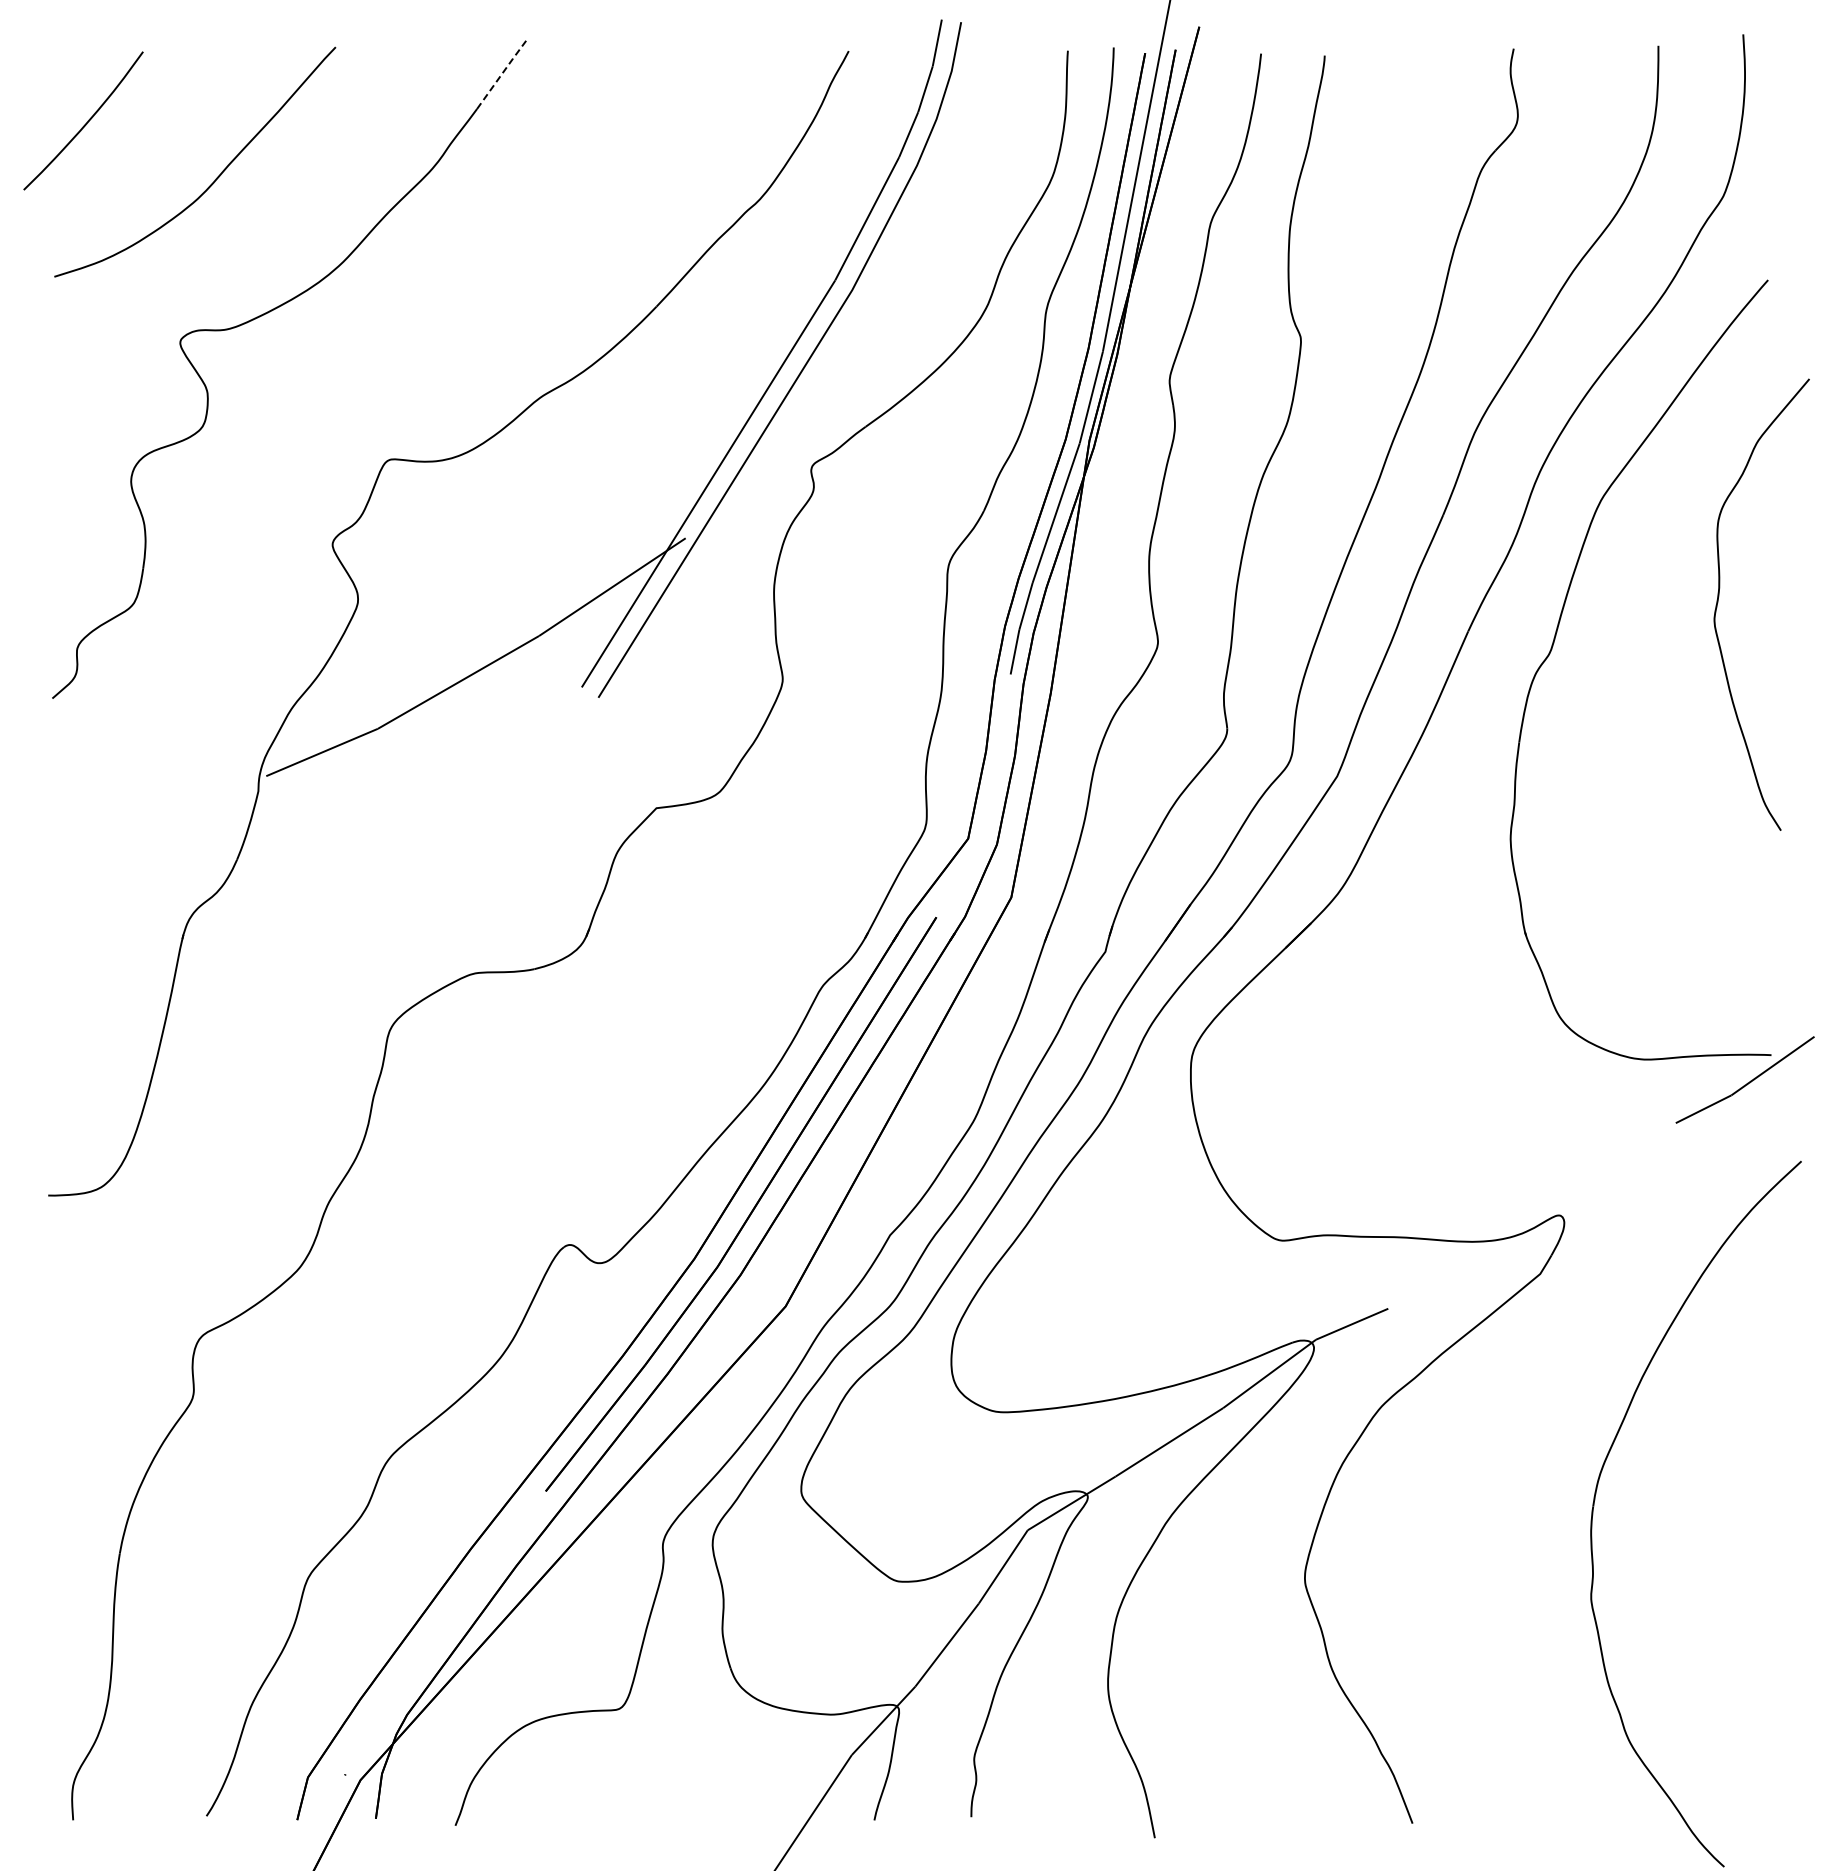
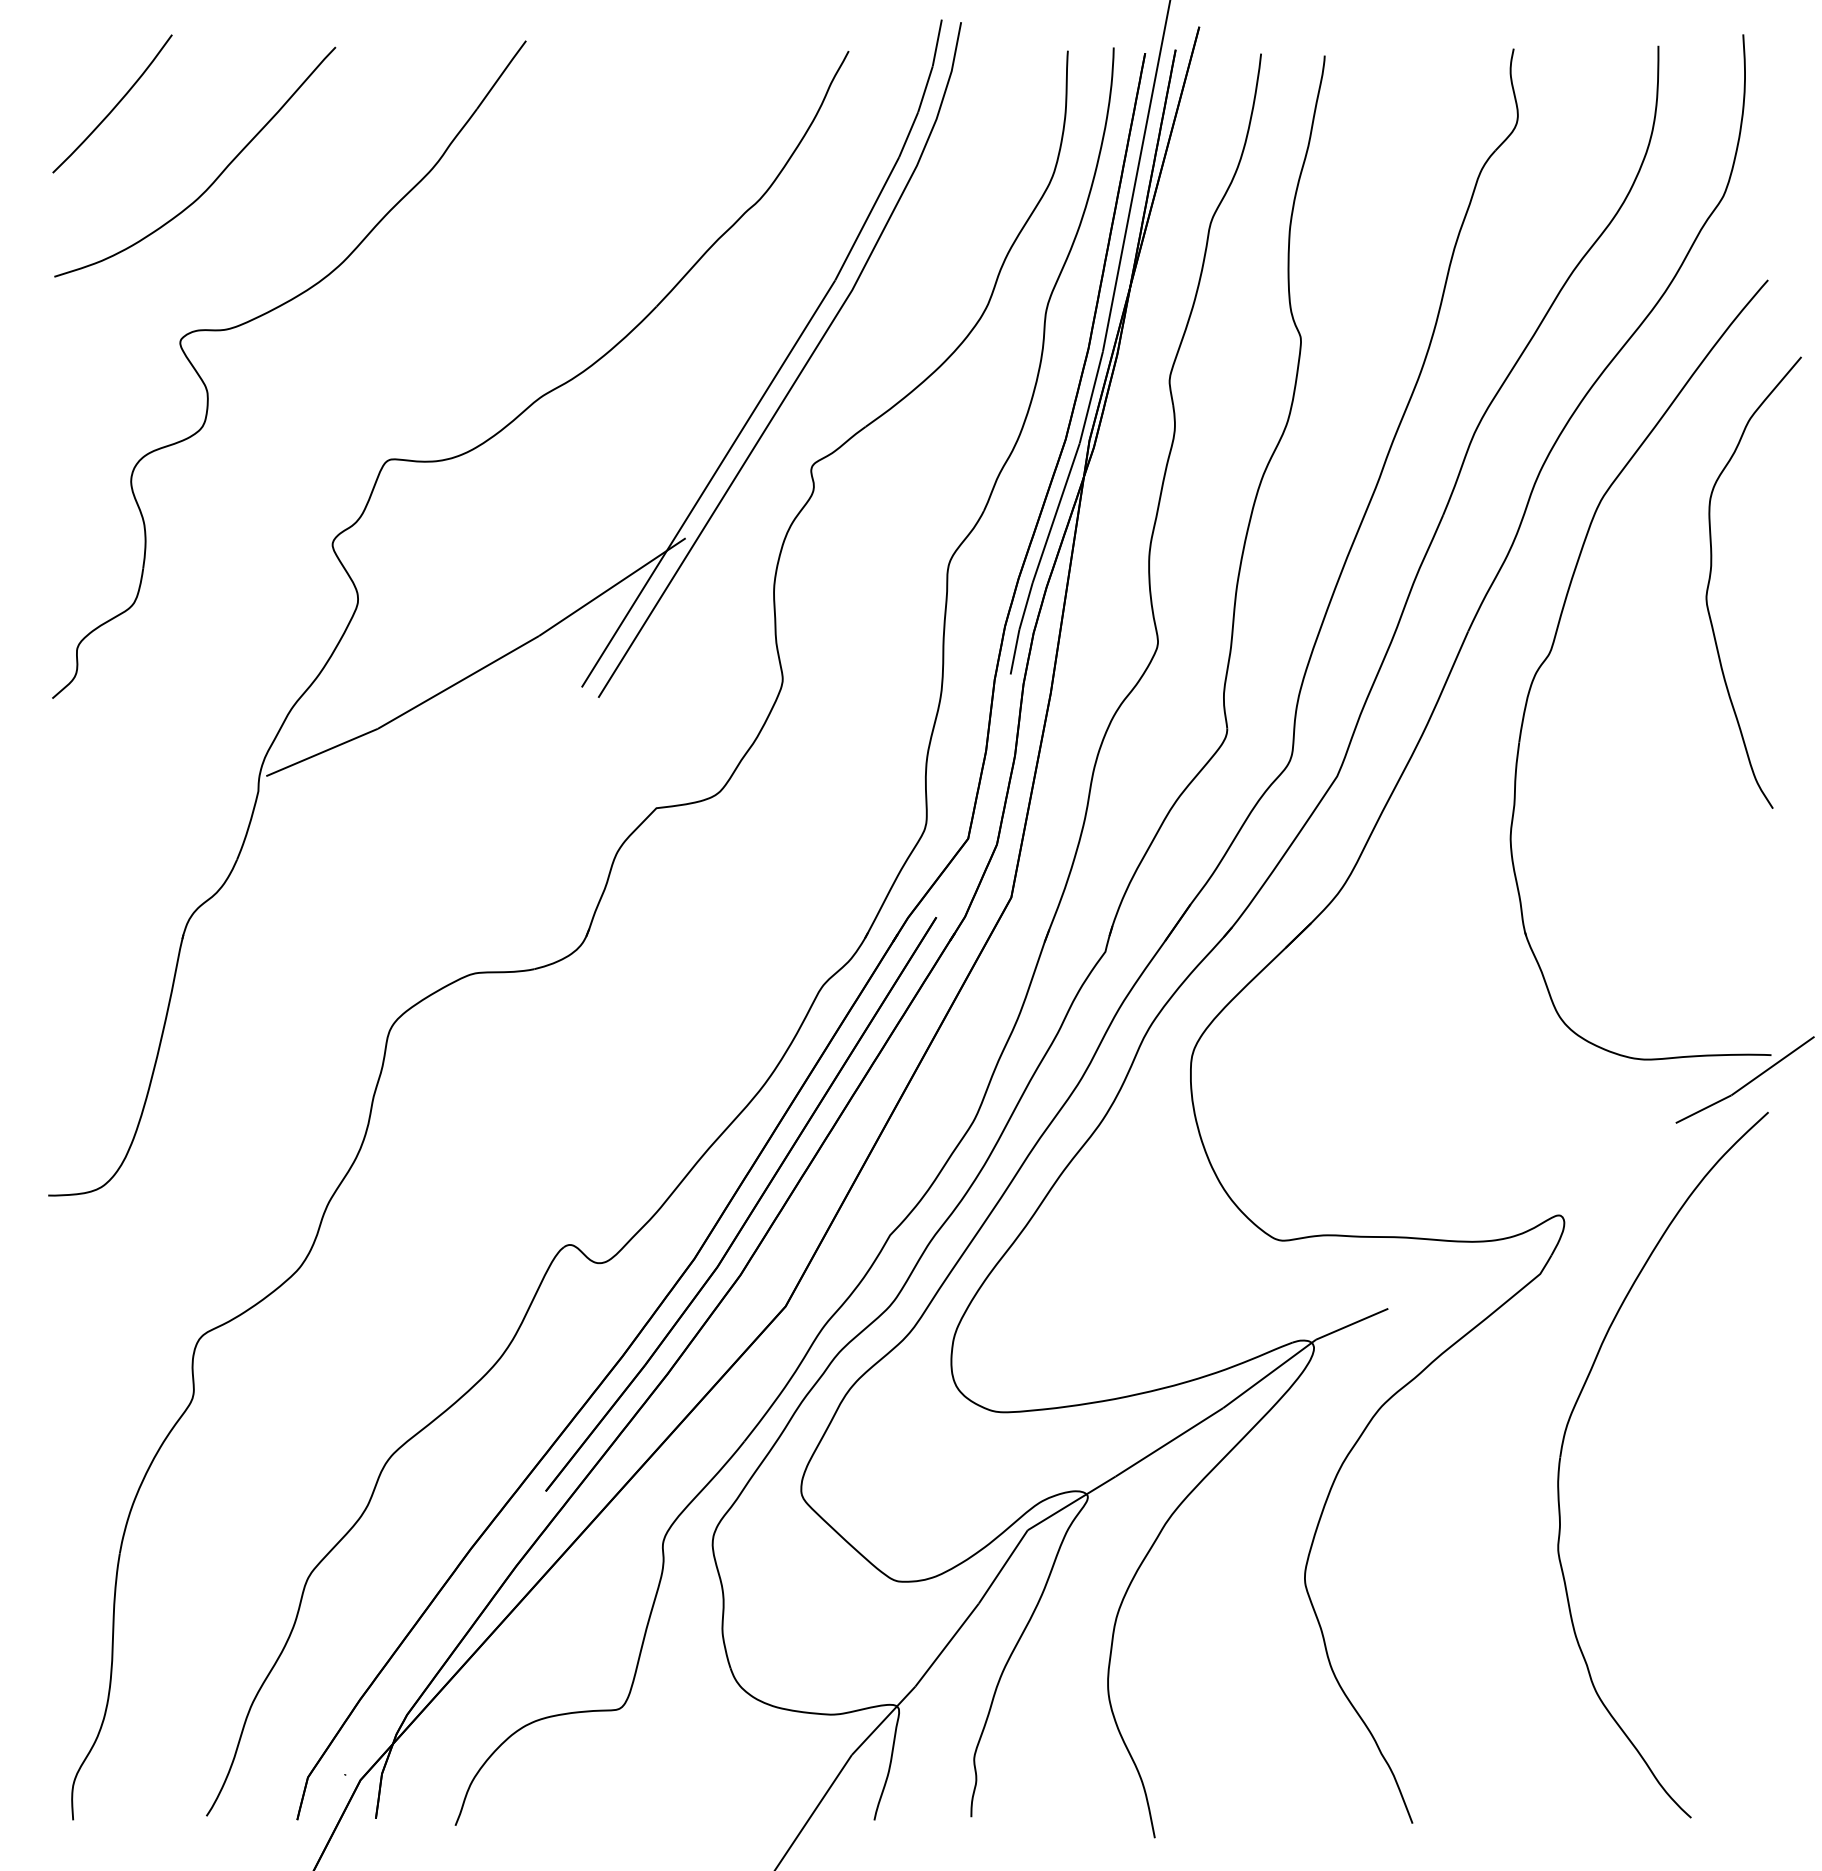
line: dashed -> solid (502, 74)
curve position: (86, 122) -> (115, 105) (115, 105)
curve position: (1719, 596) -> (1711, 574) (1711, 574)
part position: (1596, 1494) -> (1563, 1445) (1563, 1445)
